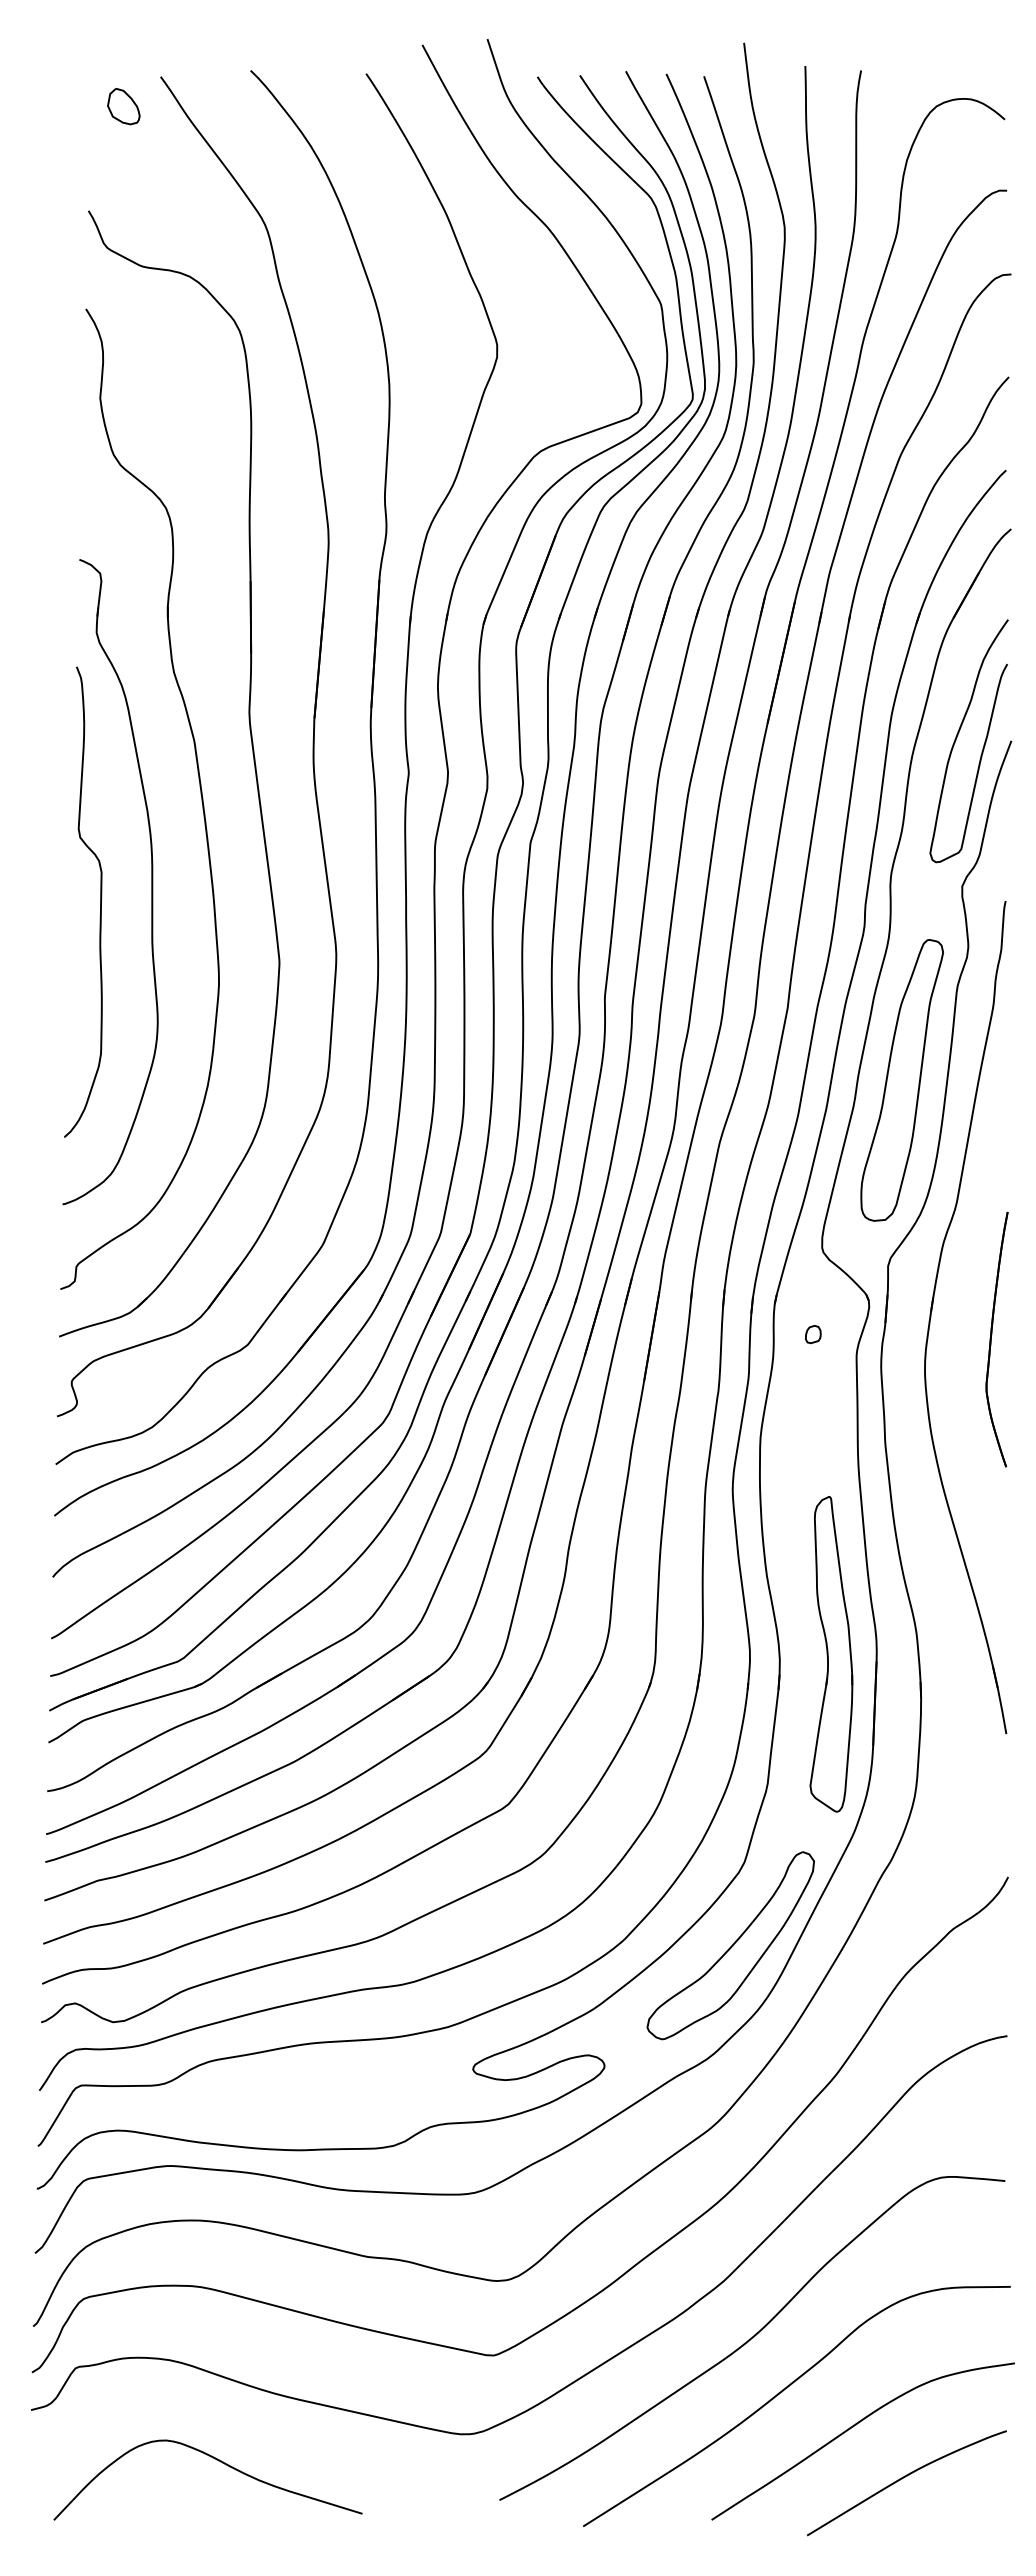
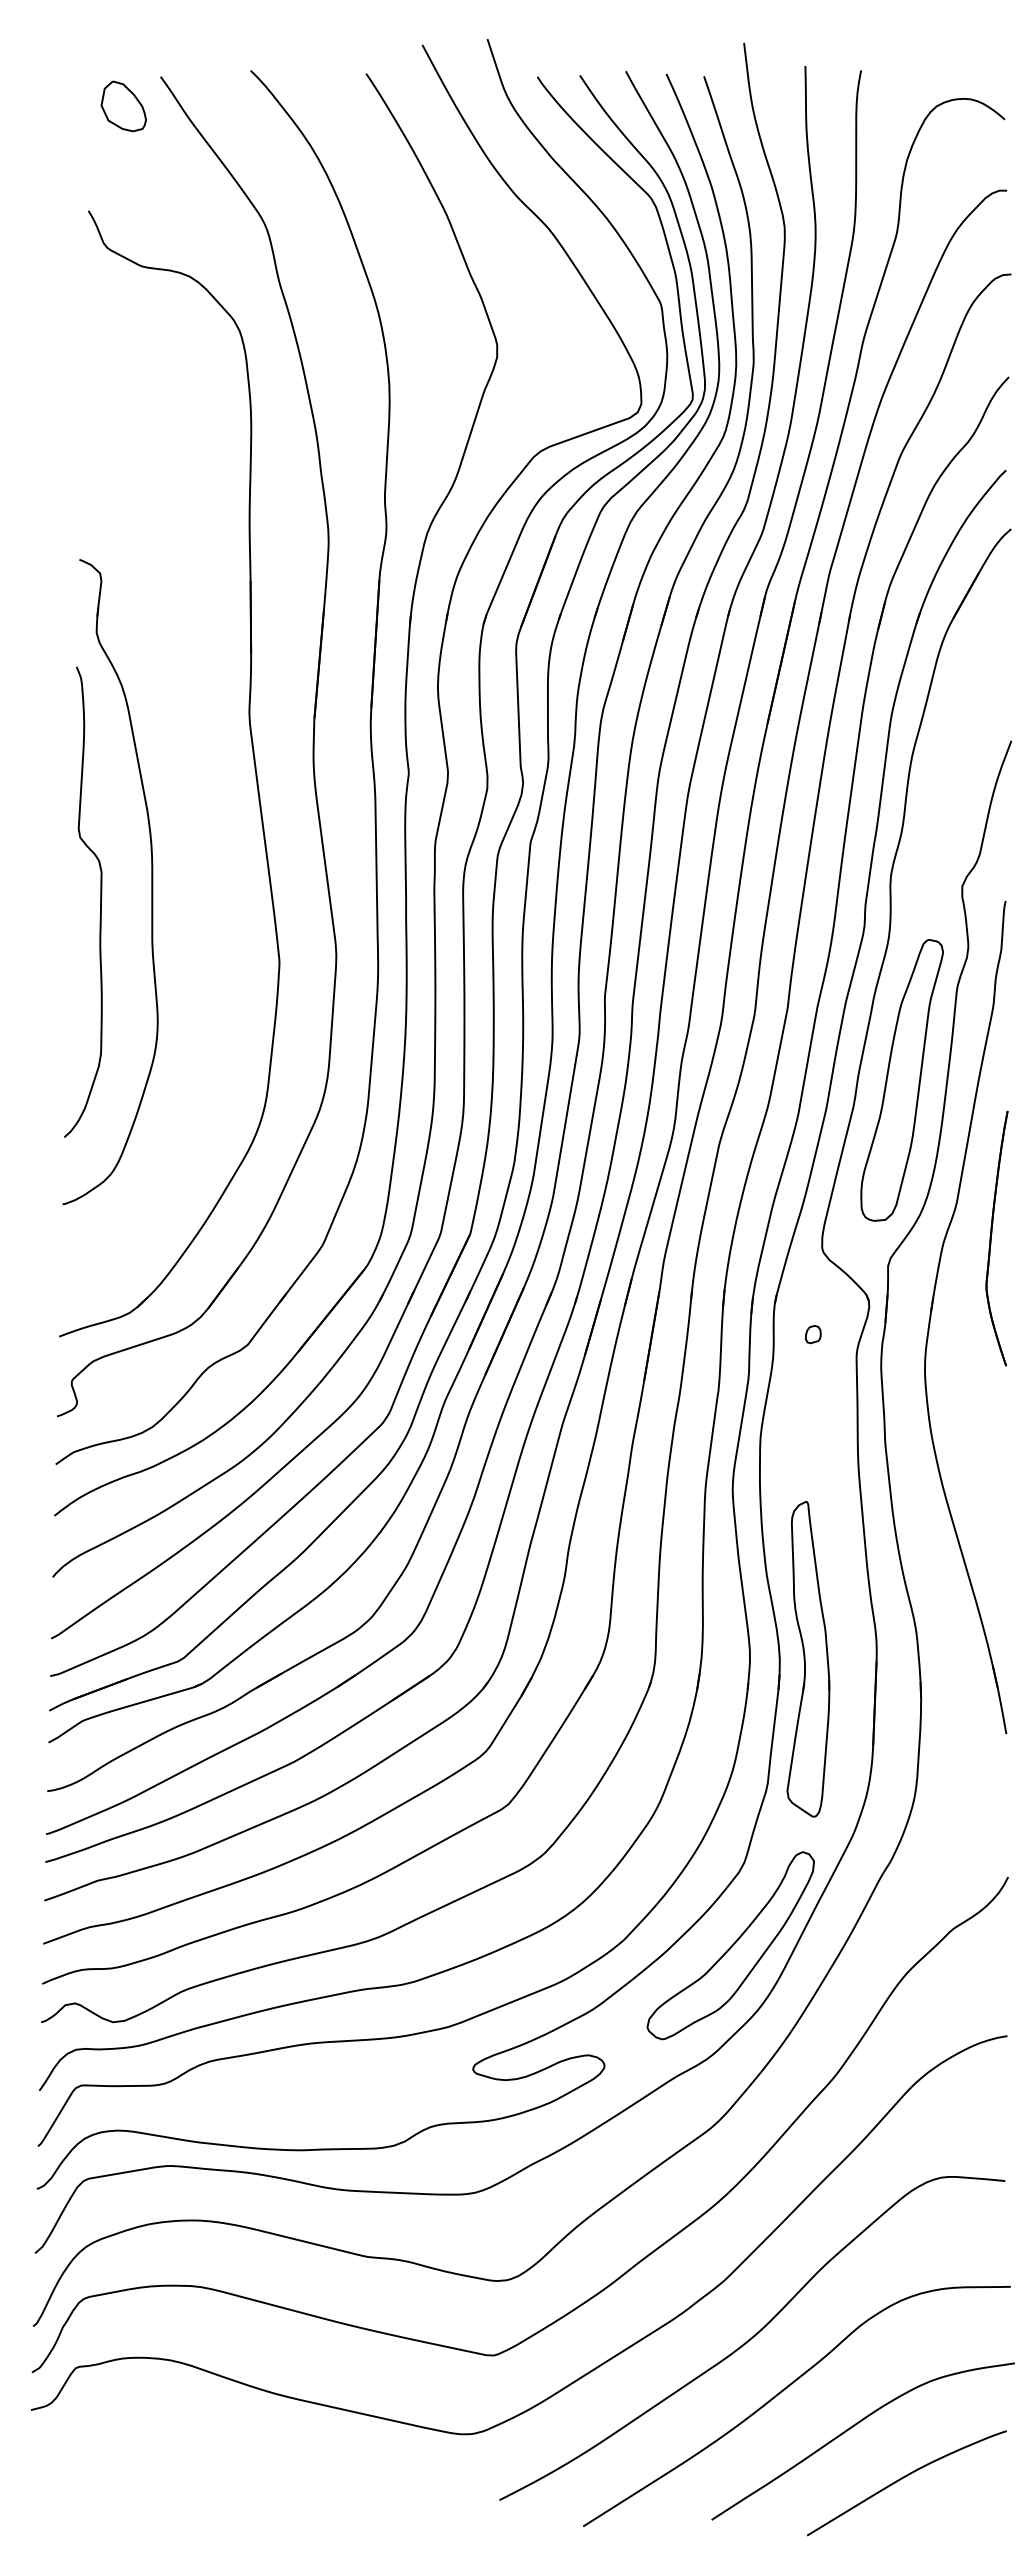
part size: 34x38 px -> 47x53 px (123, 106)
curve: present -> none (958, 735)
part: present -> none (199, 787)
part position: (996, 1339) -> (996, 1238) (996, 1238)
part position: (831, 1654) -> (808, 1659) (808, 1659)
curve: present -> none (216, 2460)
